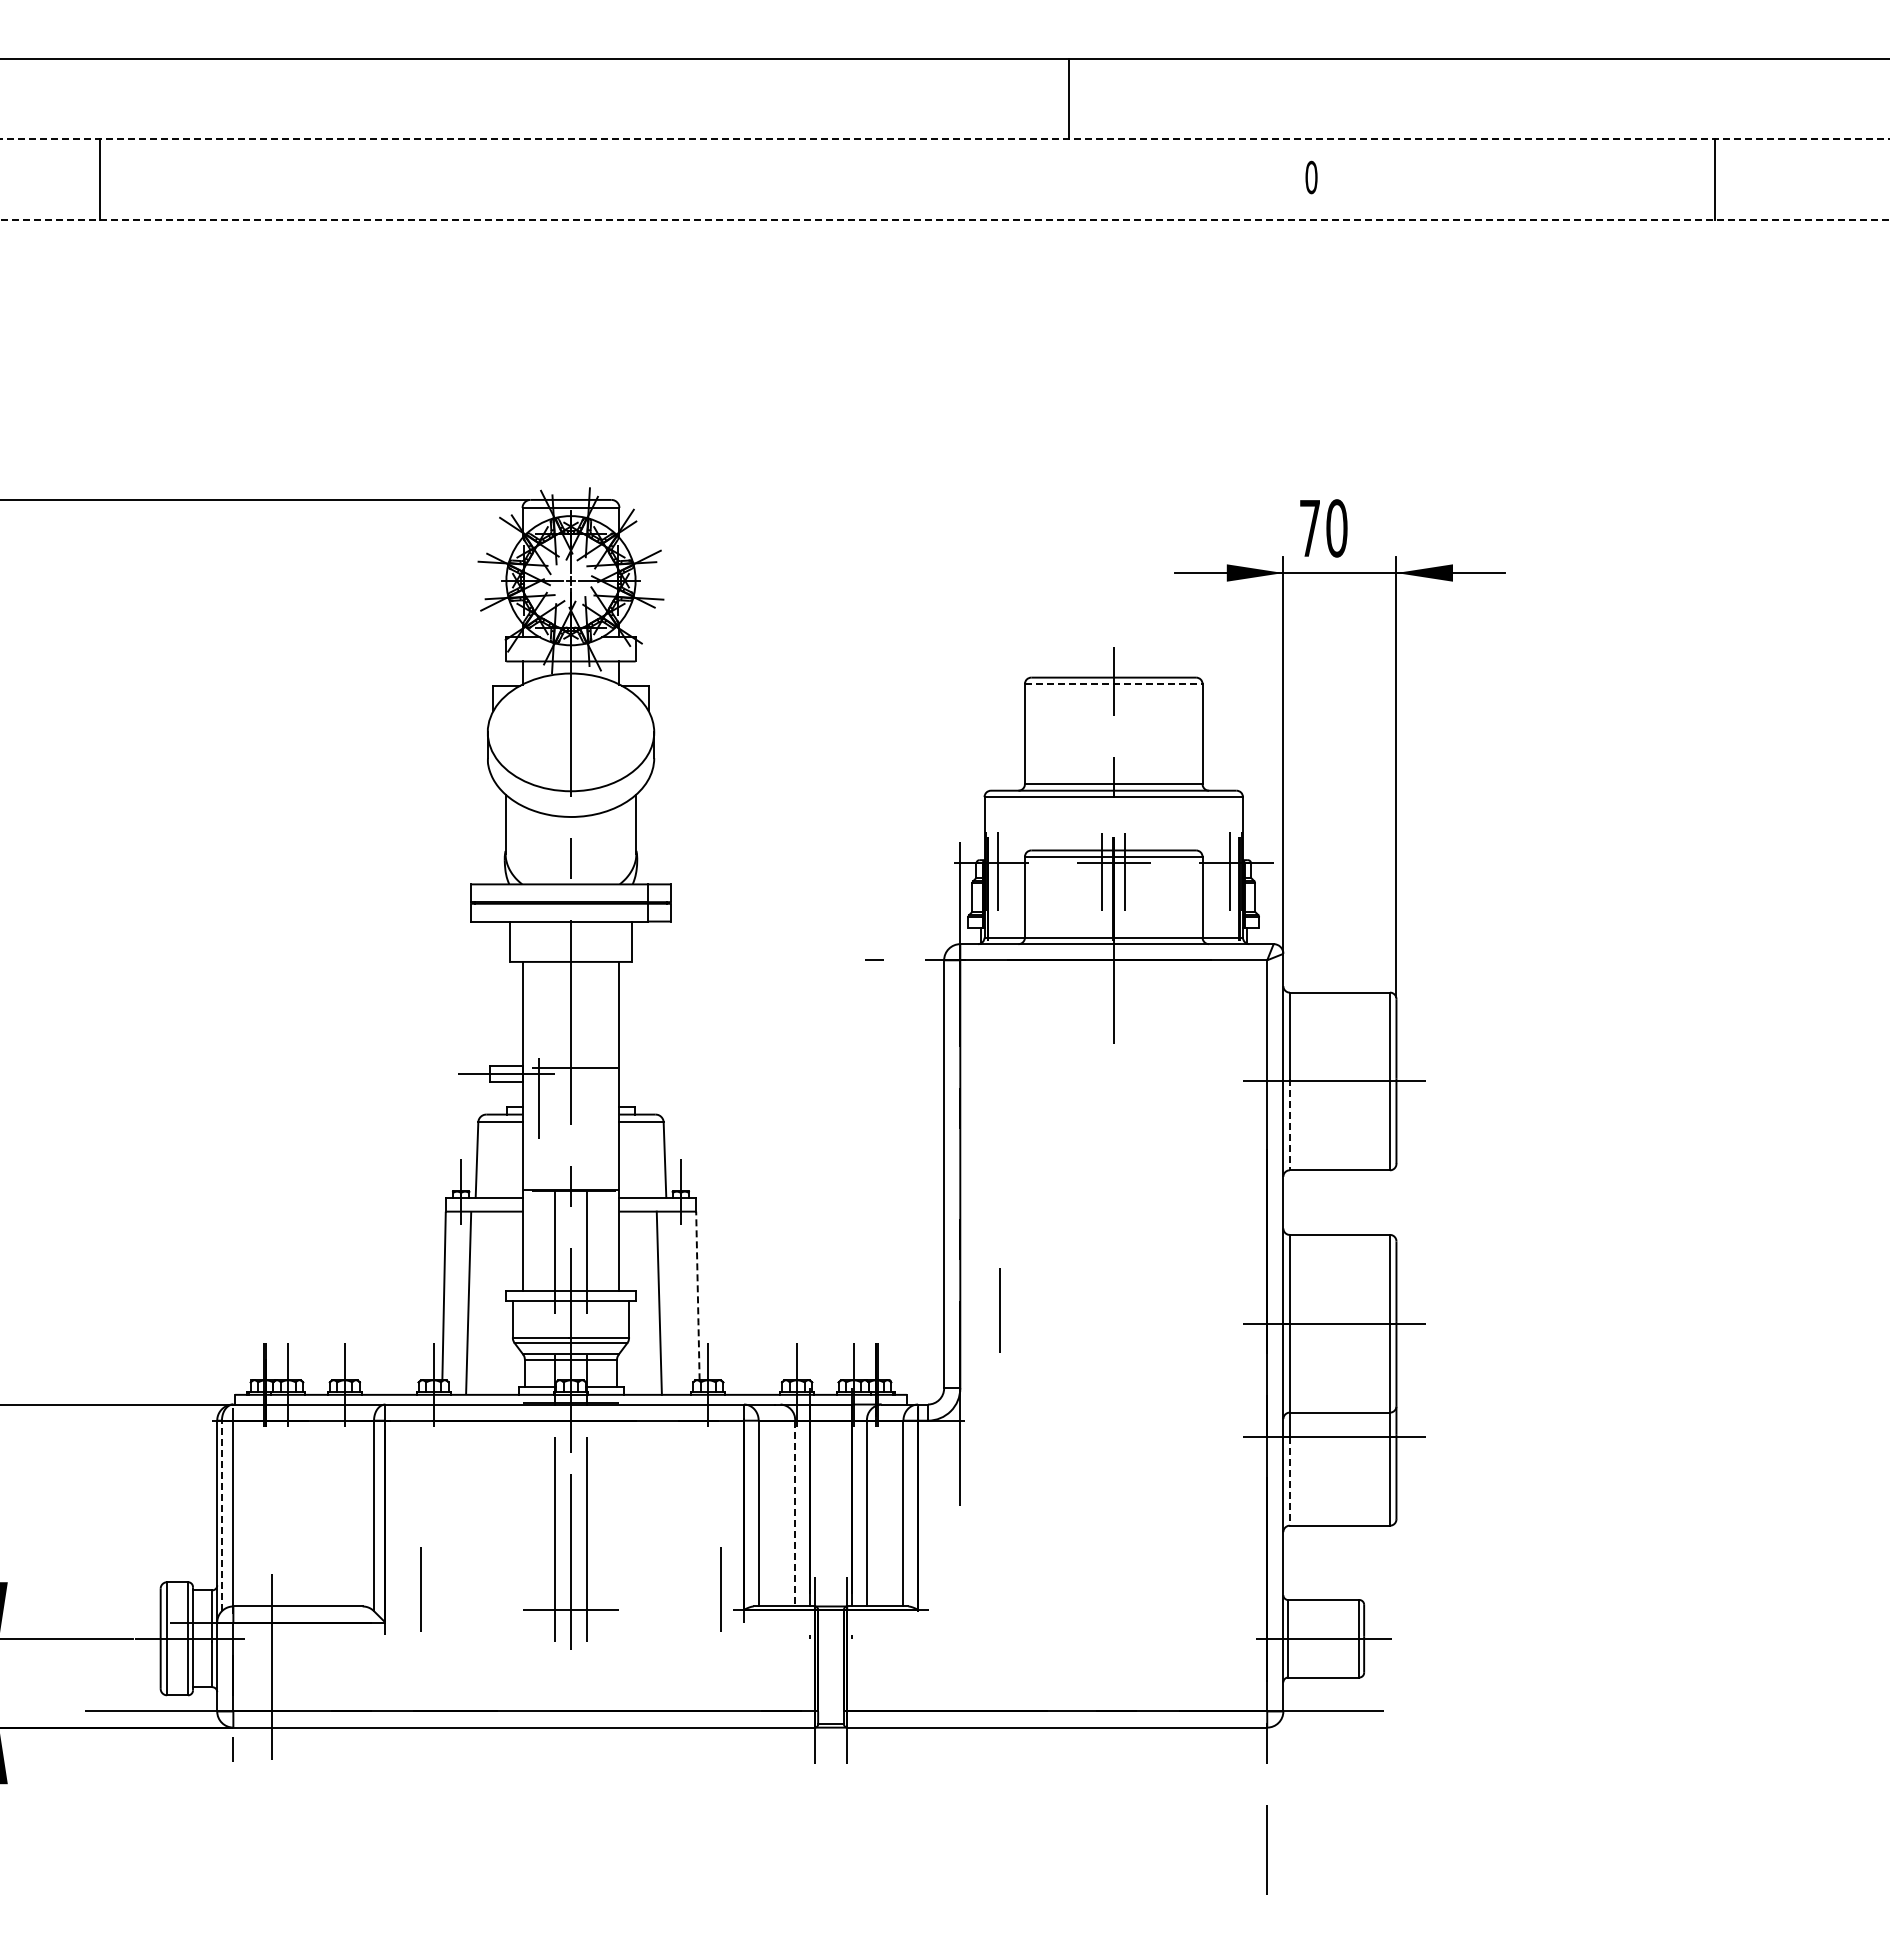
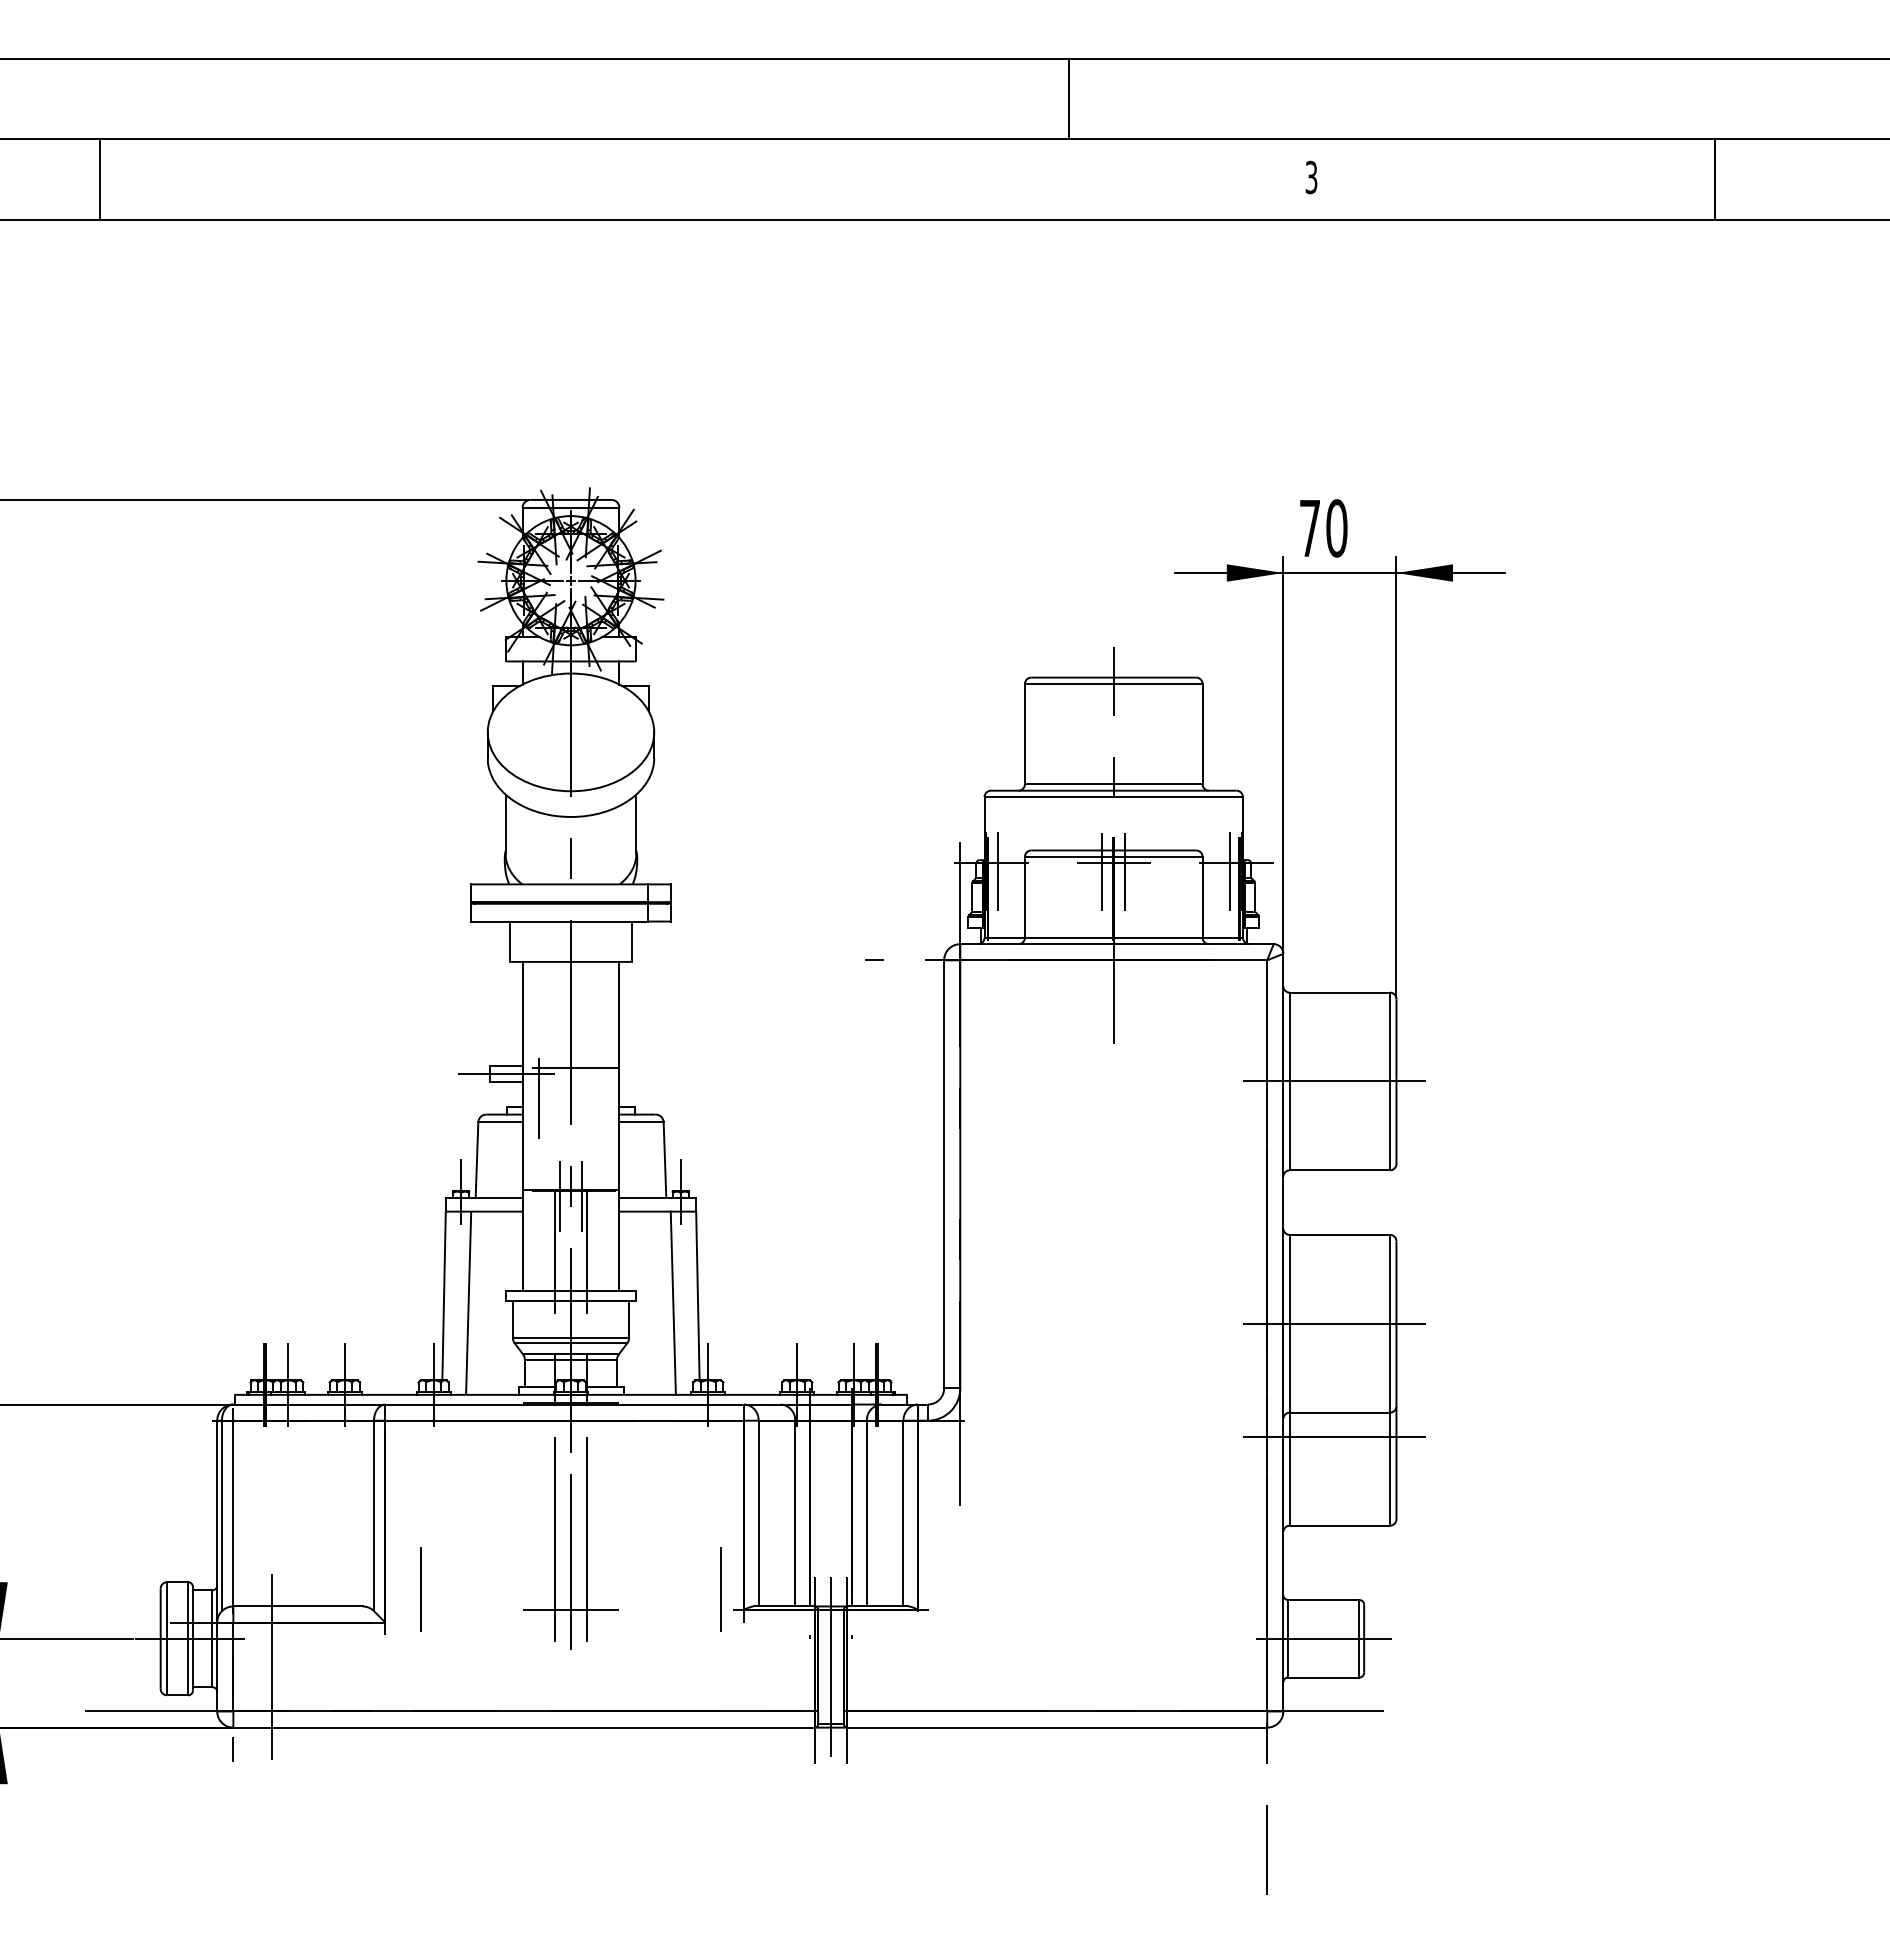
line: dashed -> solid (945, 139)
text: 0 -> 3 (1311, 177)
line: dashed -> solid (944, 220)
line: dashed -> solid (1113, 684)
line: dashed -> solid (1289, 1124)
line: none -> present (559, 1195)
line: none -> present (582, 1195)
line: dashed -> solid (697, 1296)
line position: (658, 1302) -> (672, 1302) (672, 1302)
line: present -> none (999, 1310)
line: dashed -> solid (1289, 1481)
line: dashed -> solid (795, 1513)
line: dashed -> solid (221, 1515)
line: none -> present (831, 1666)
